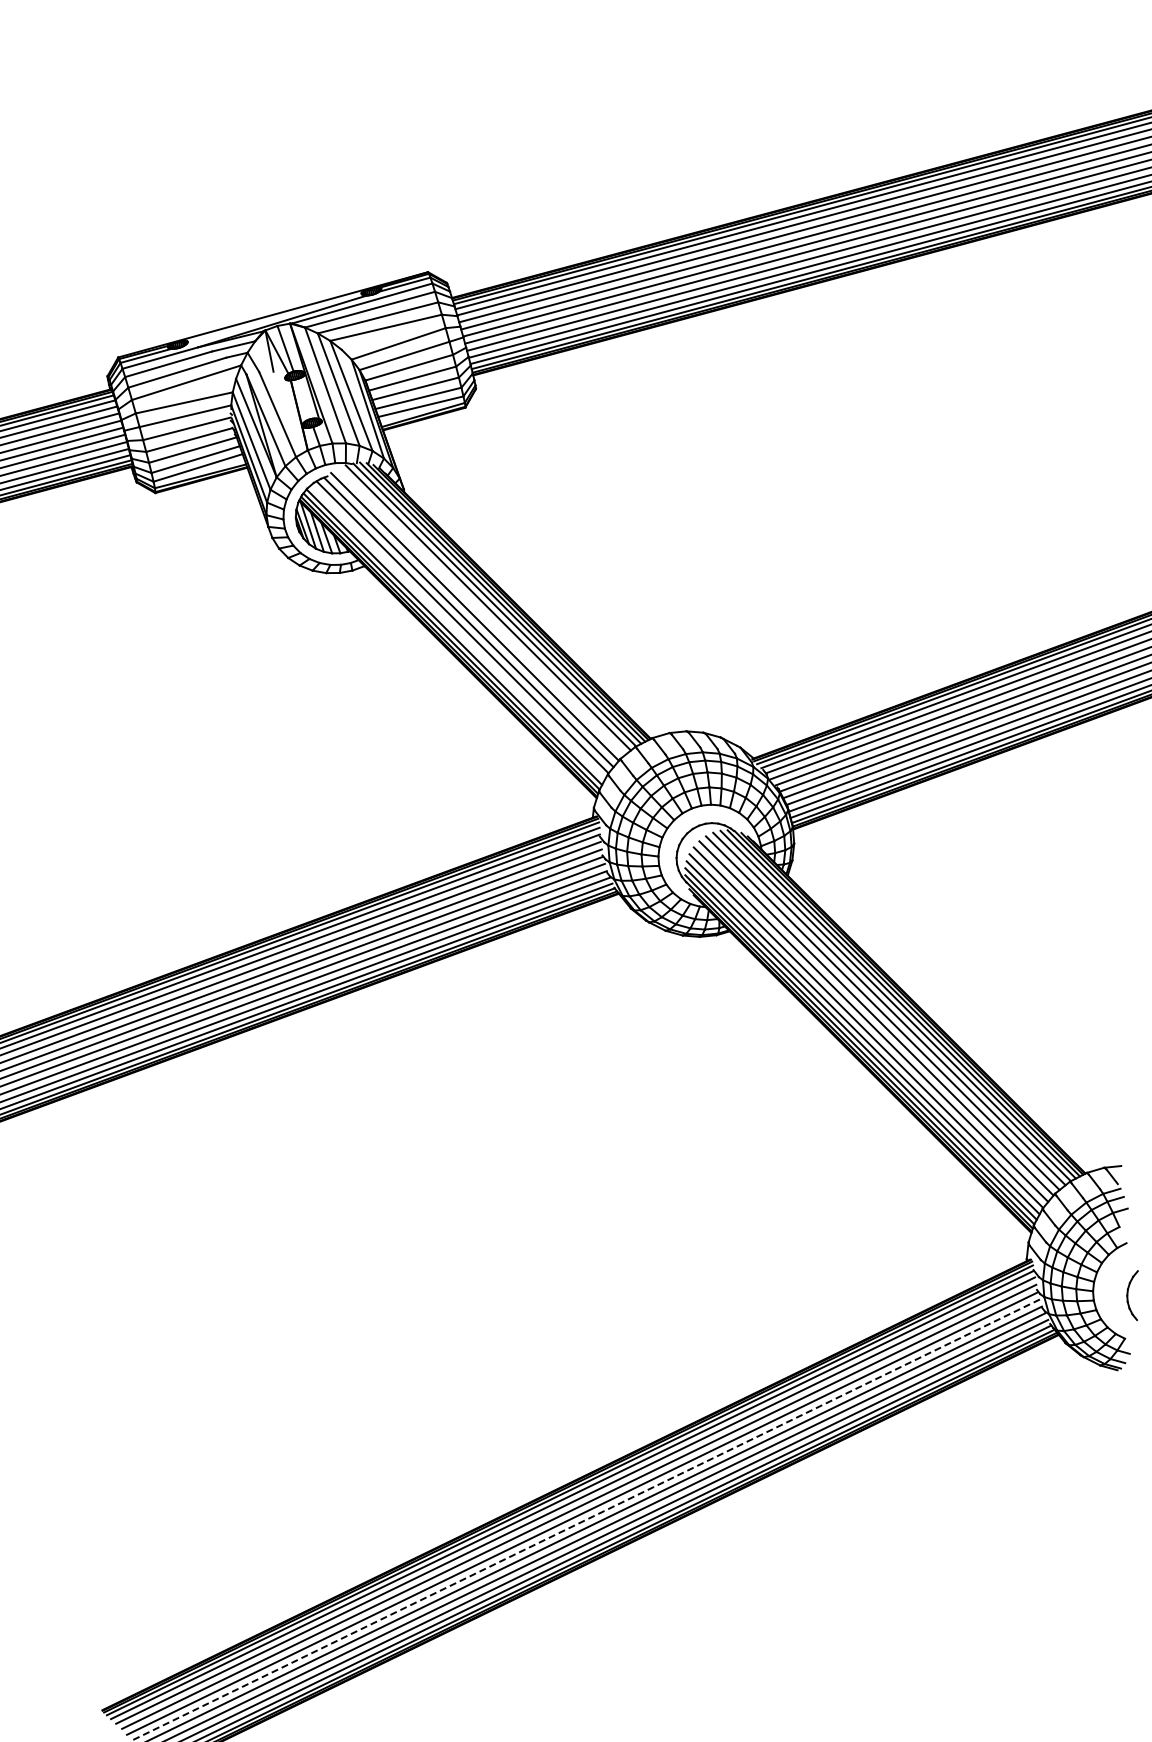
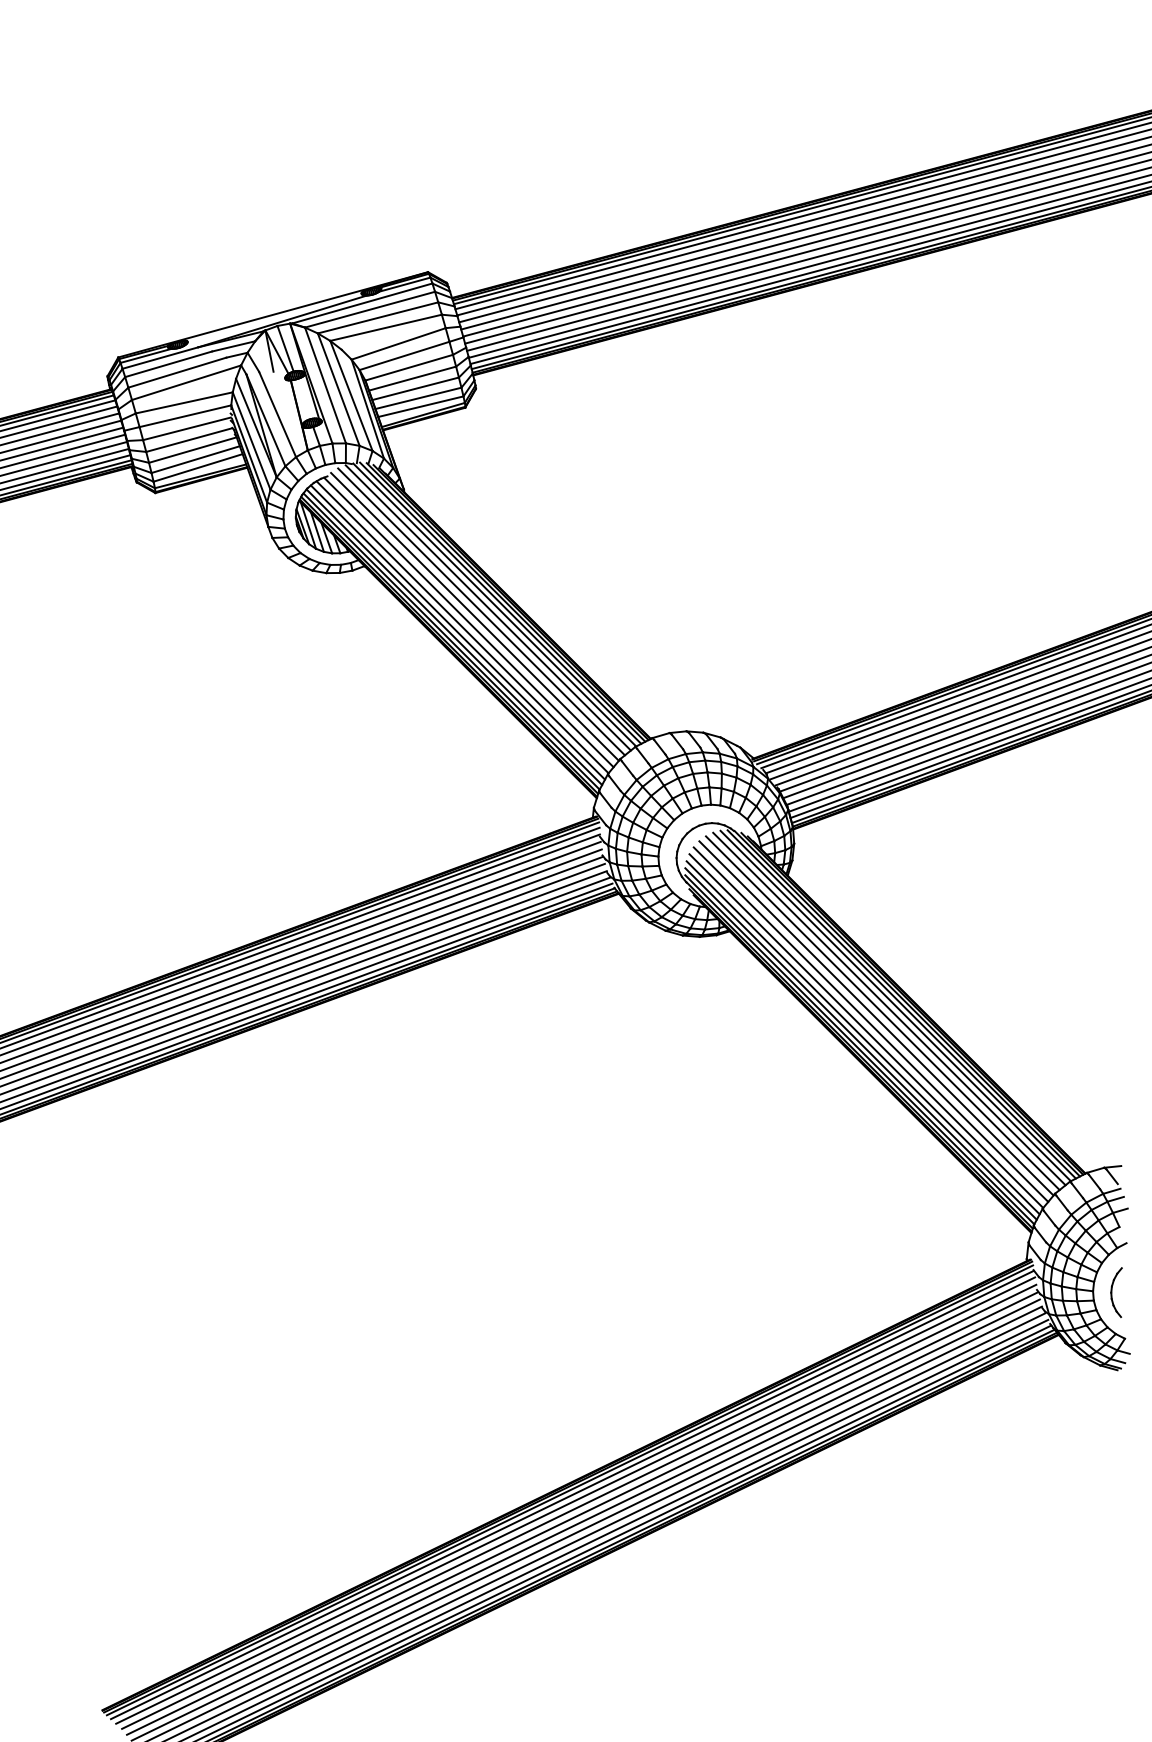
line: none -> present (481, 611)
line: none -> present (457, 632)
part position: (1132, 1295) -> (1116, 1292) (1116, 1292)
line: dashed -> solid (585, 1520)
